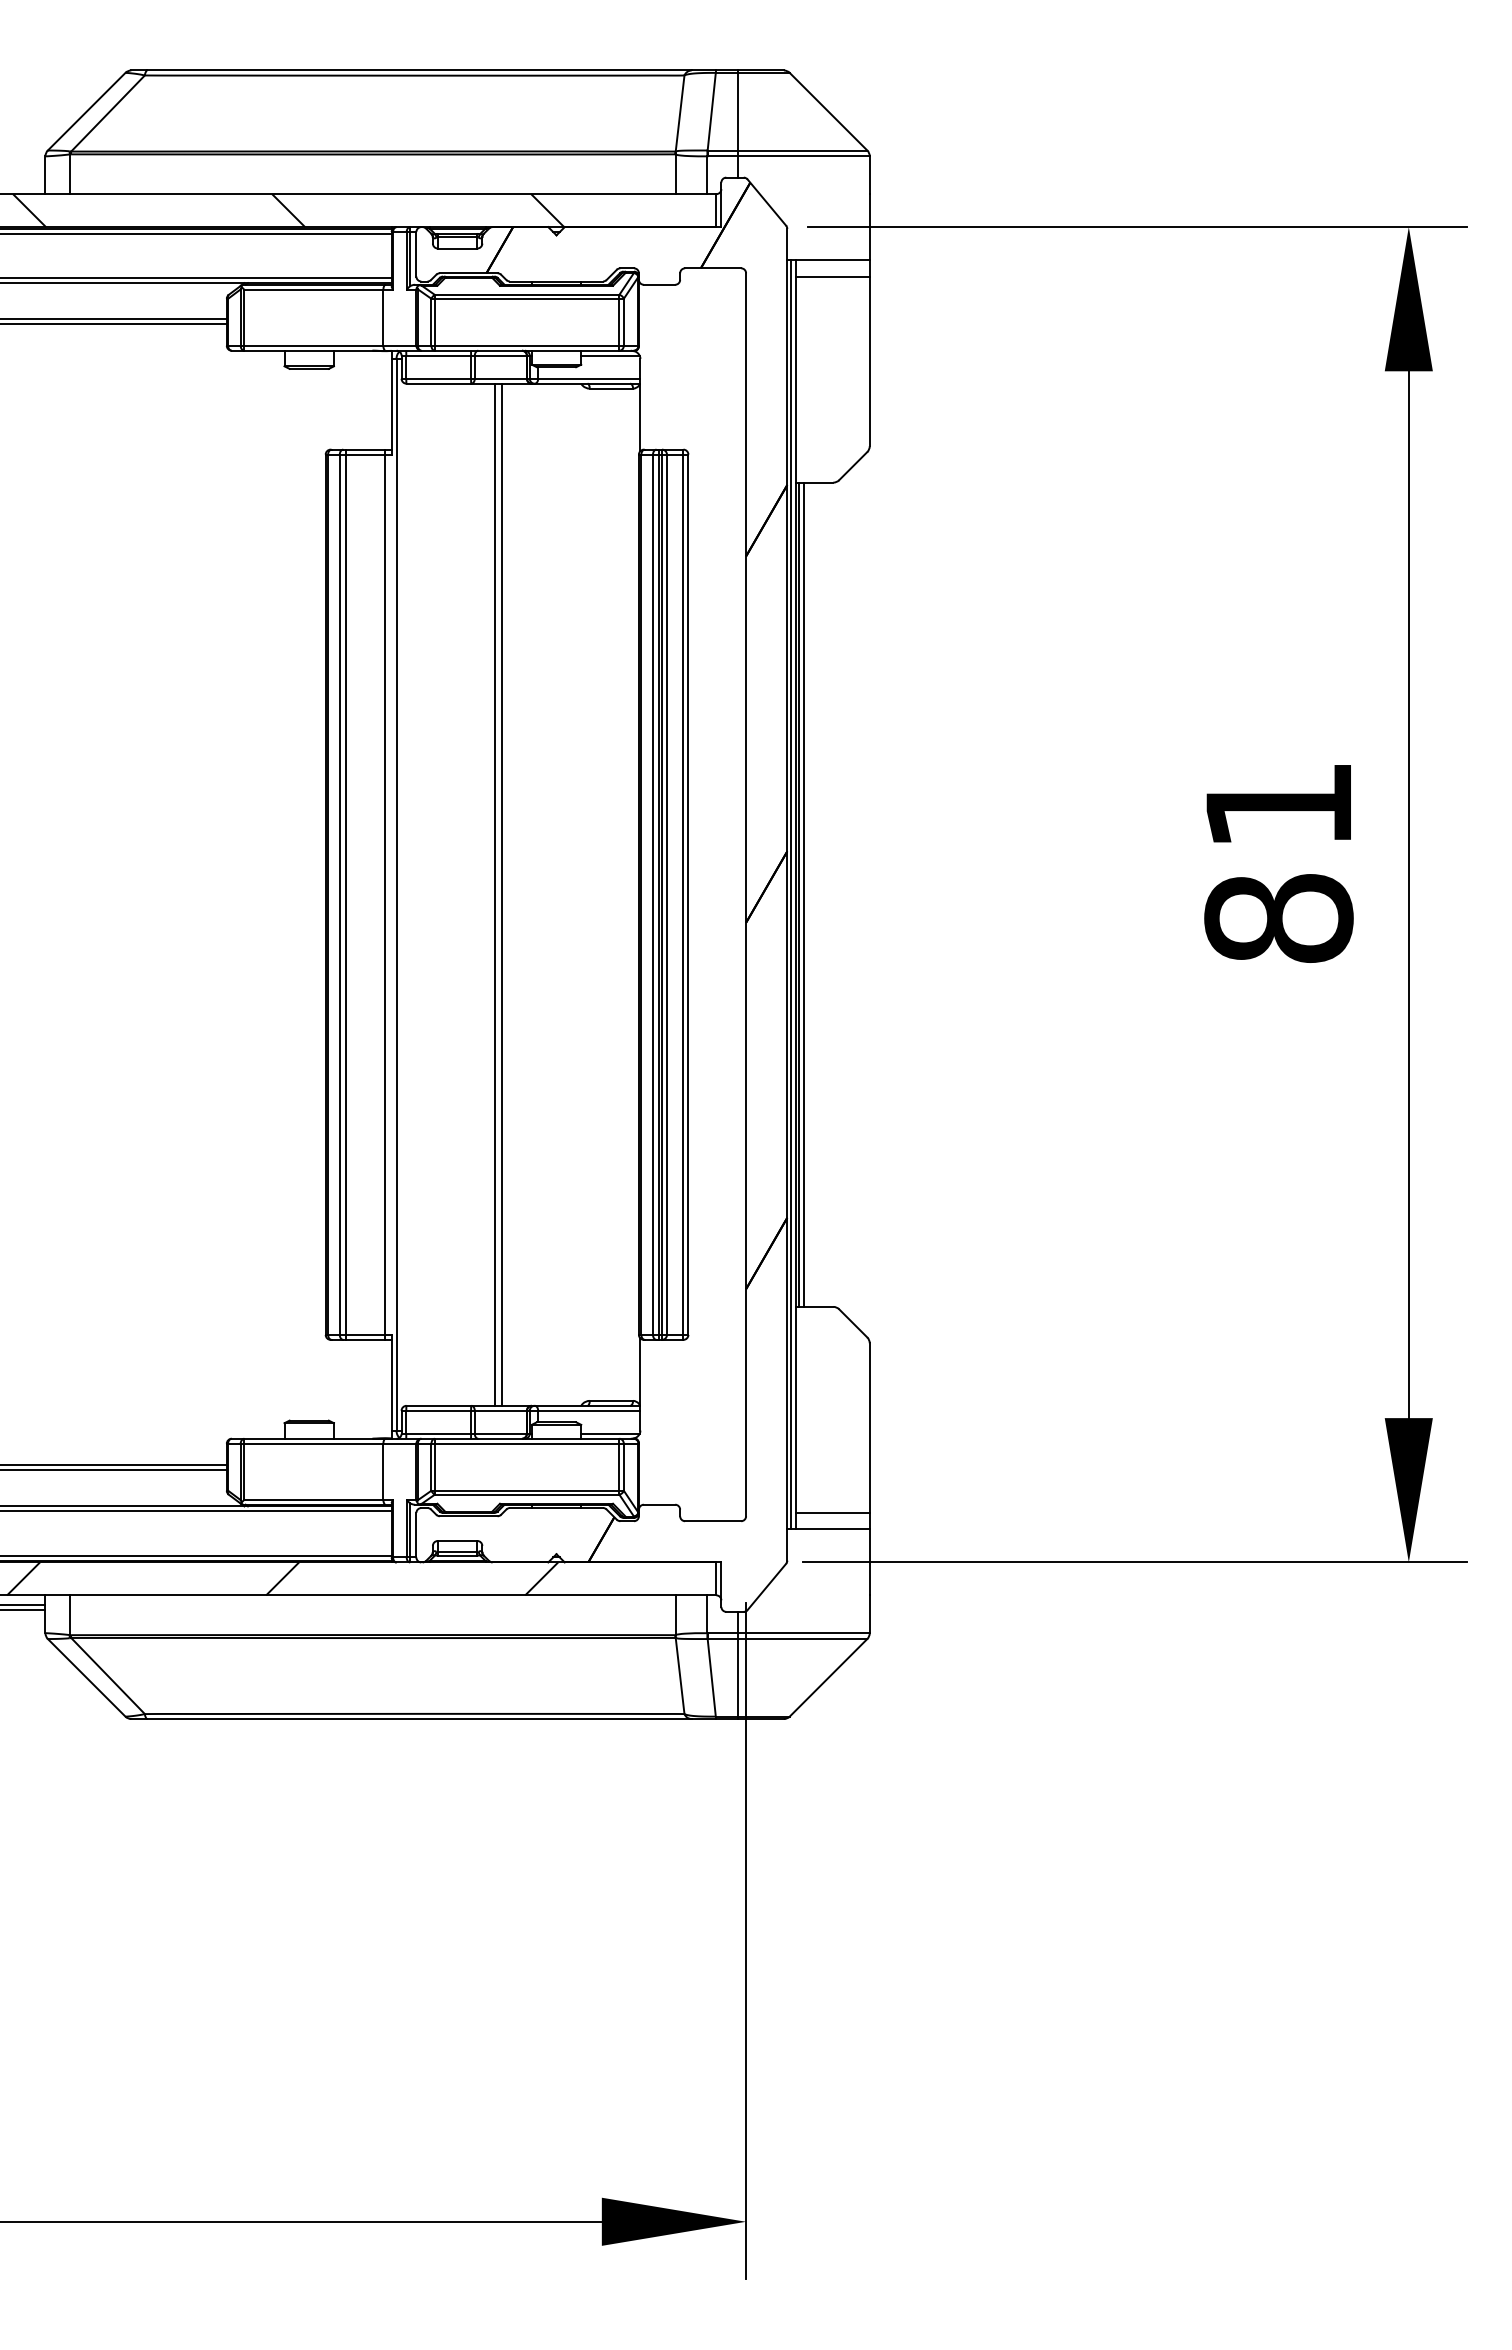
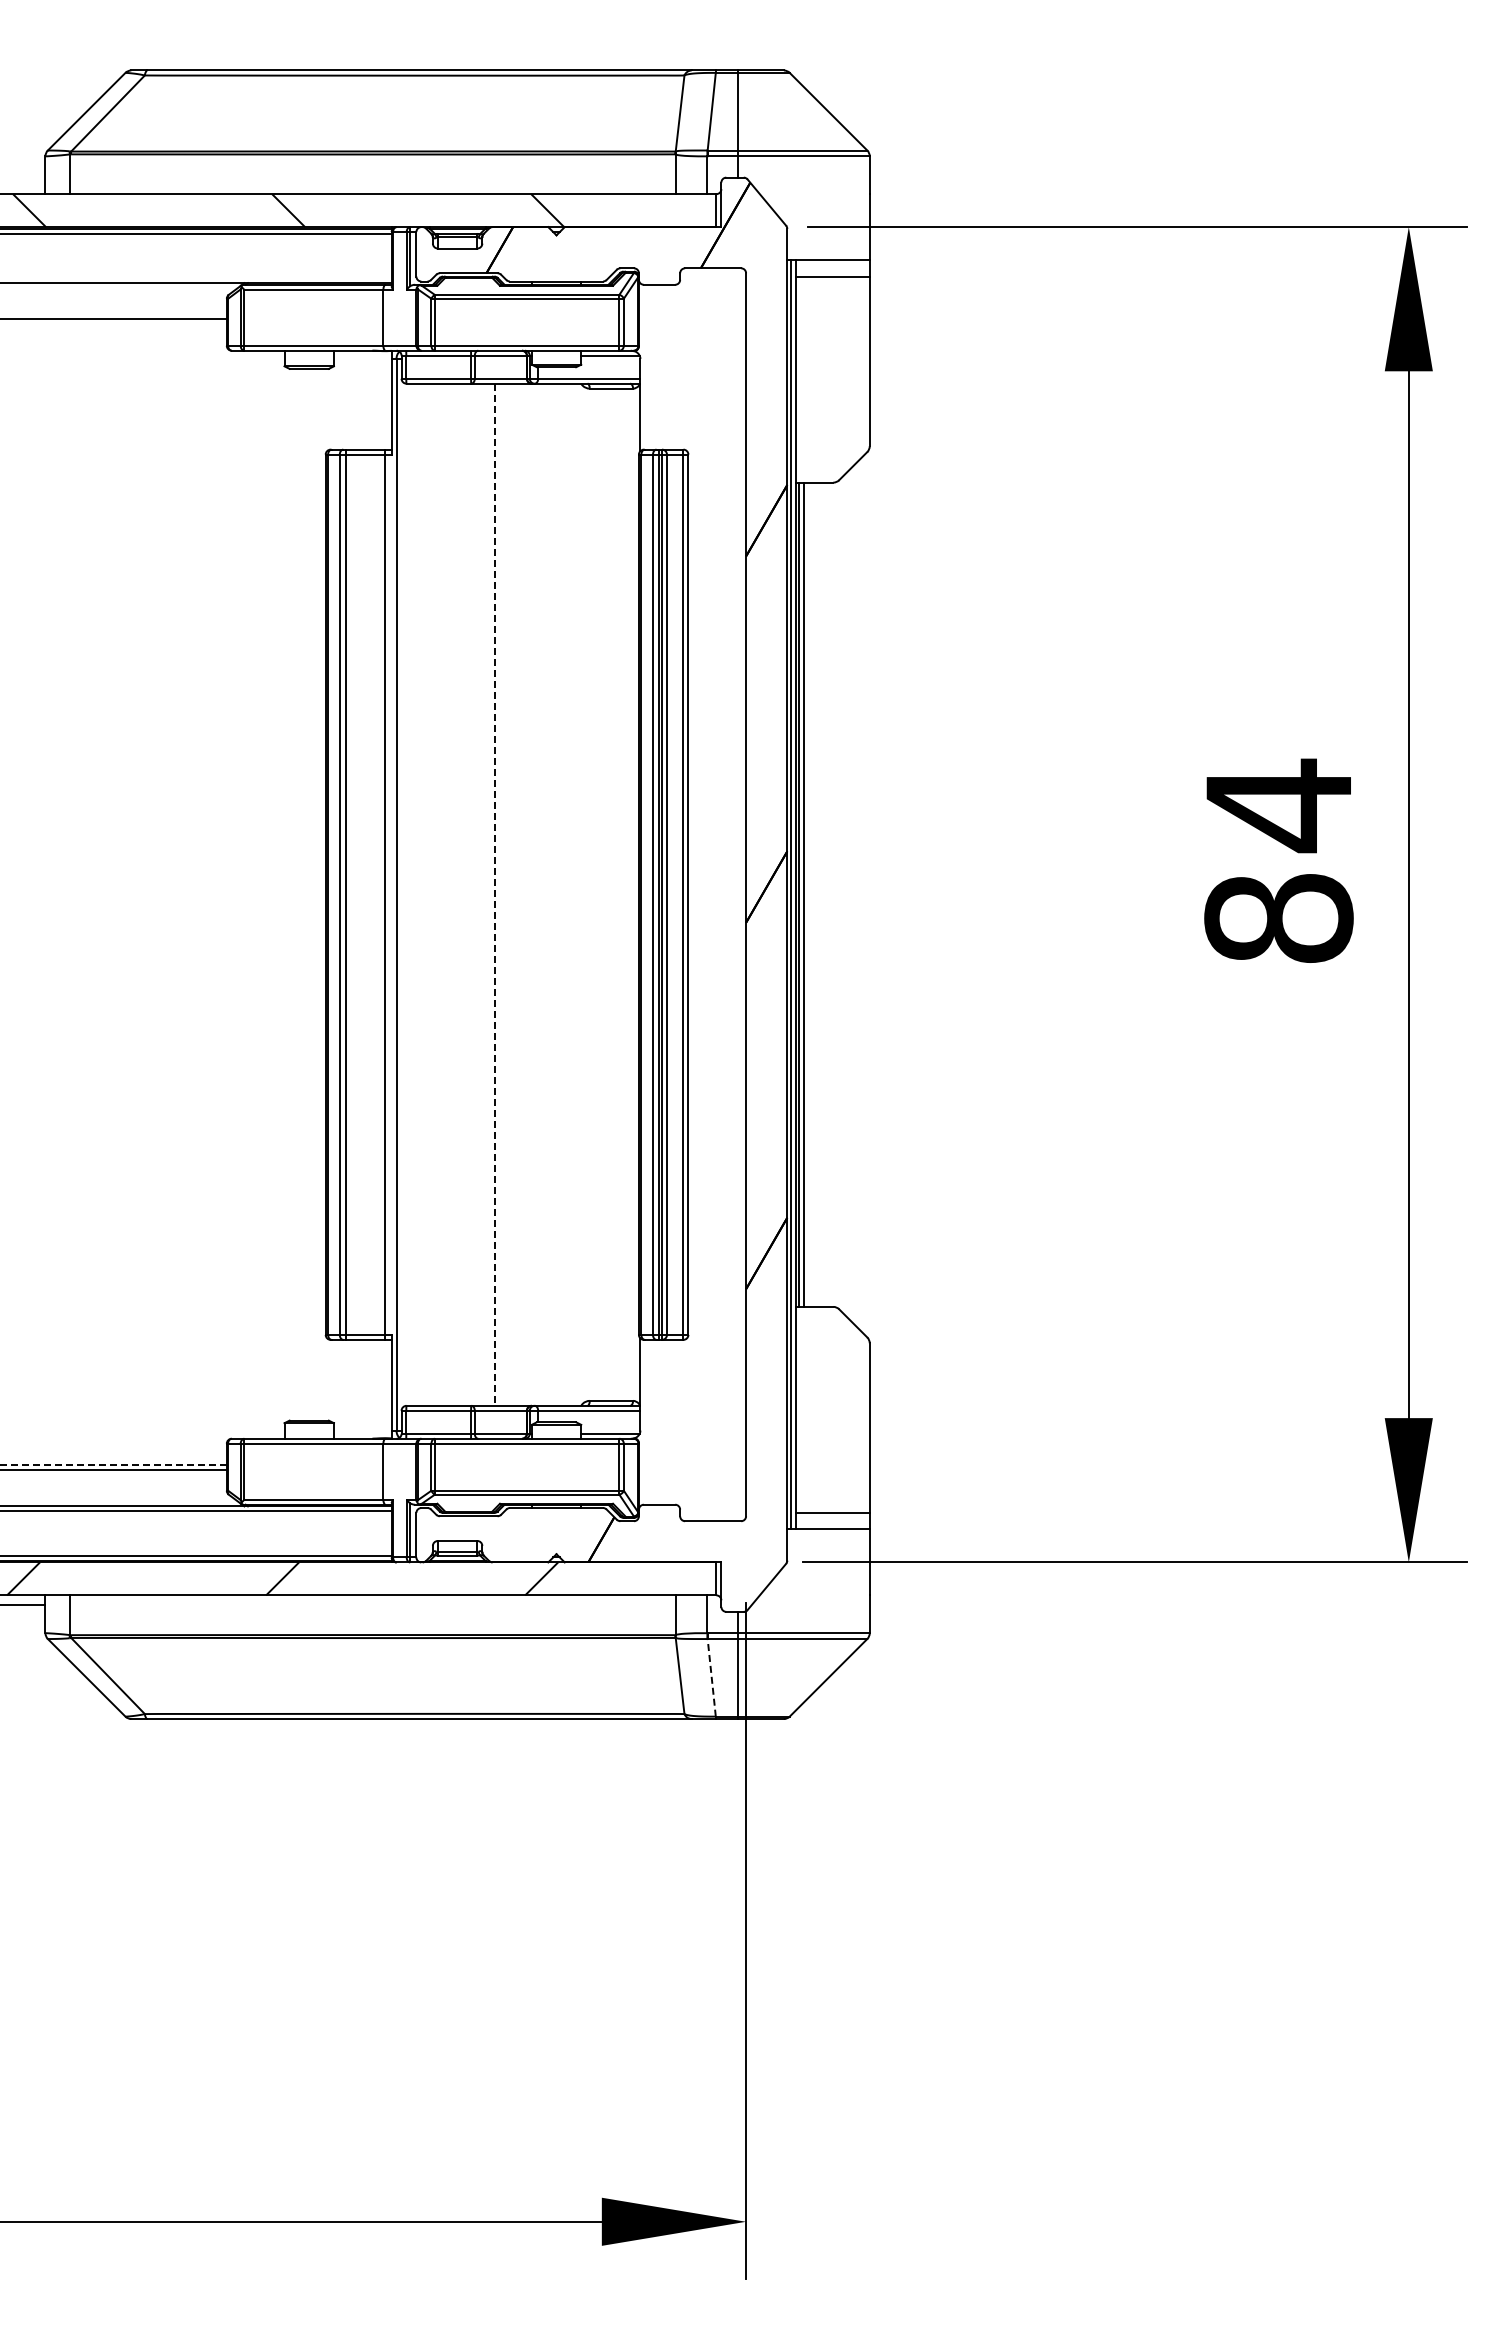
line: present -> none (196, 278)
line: present -> none (114, 324)
text: 81 -> 84 (1278, 805)
line: present -> none (501, 894)
line: solid -> dashed (495, 895)
line: solid -> dashed (113, 1465)
line: present -> none (23, 1610)
line: solid -> dashed (711, 1677)
